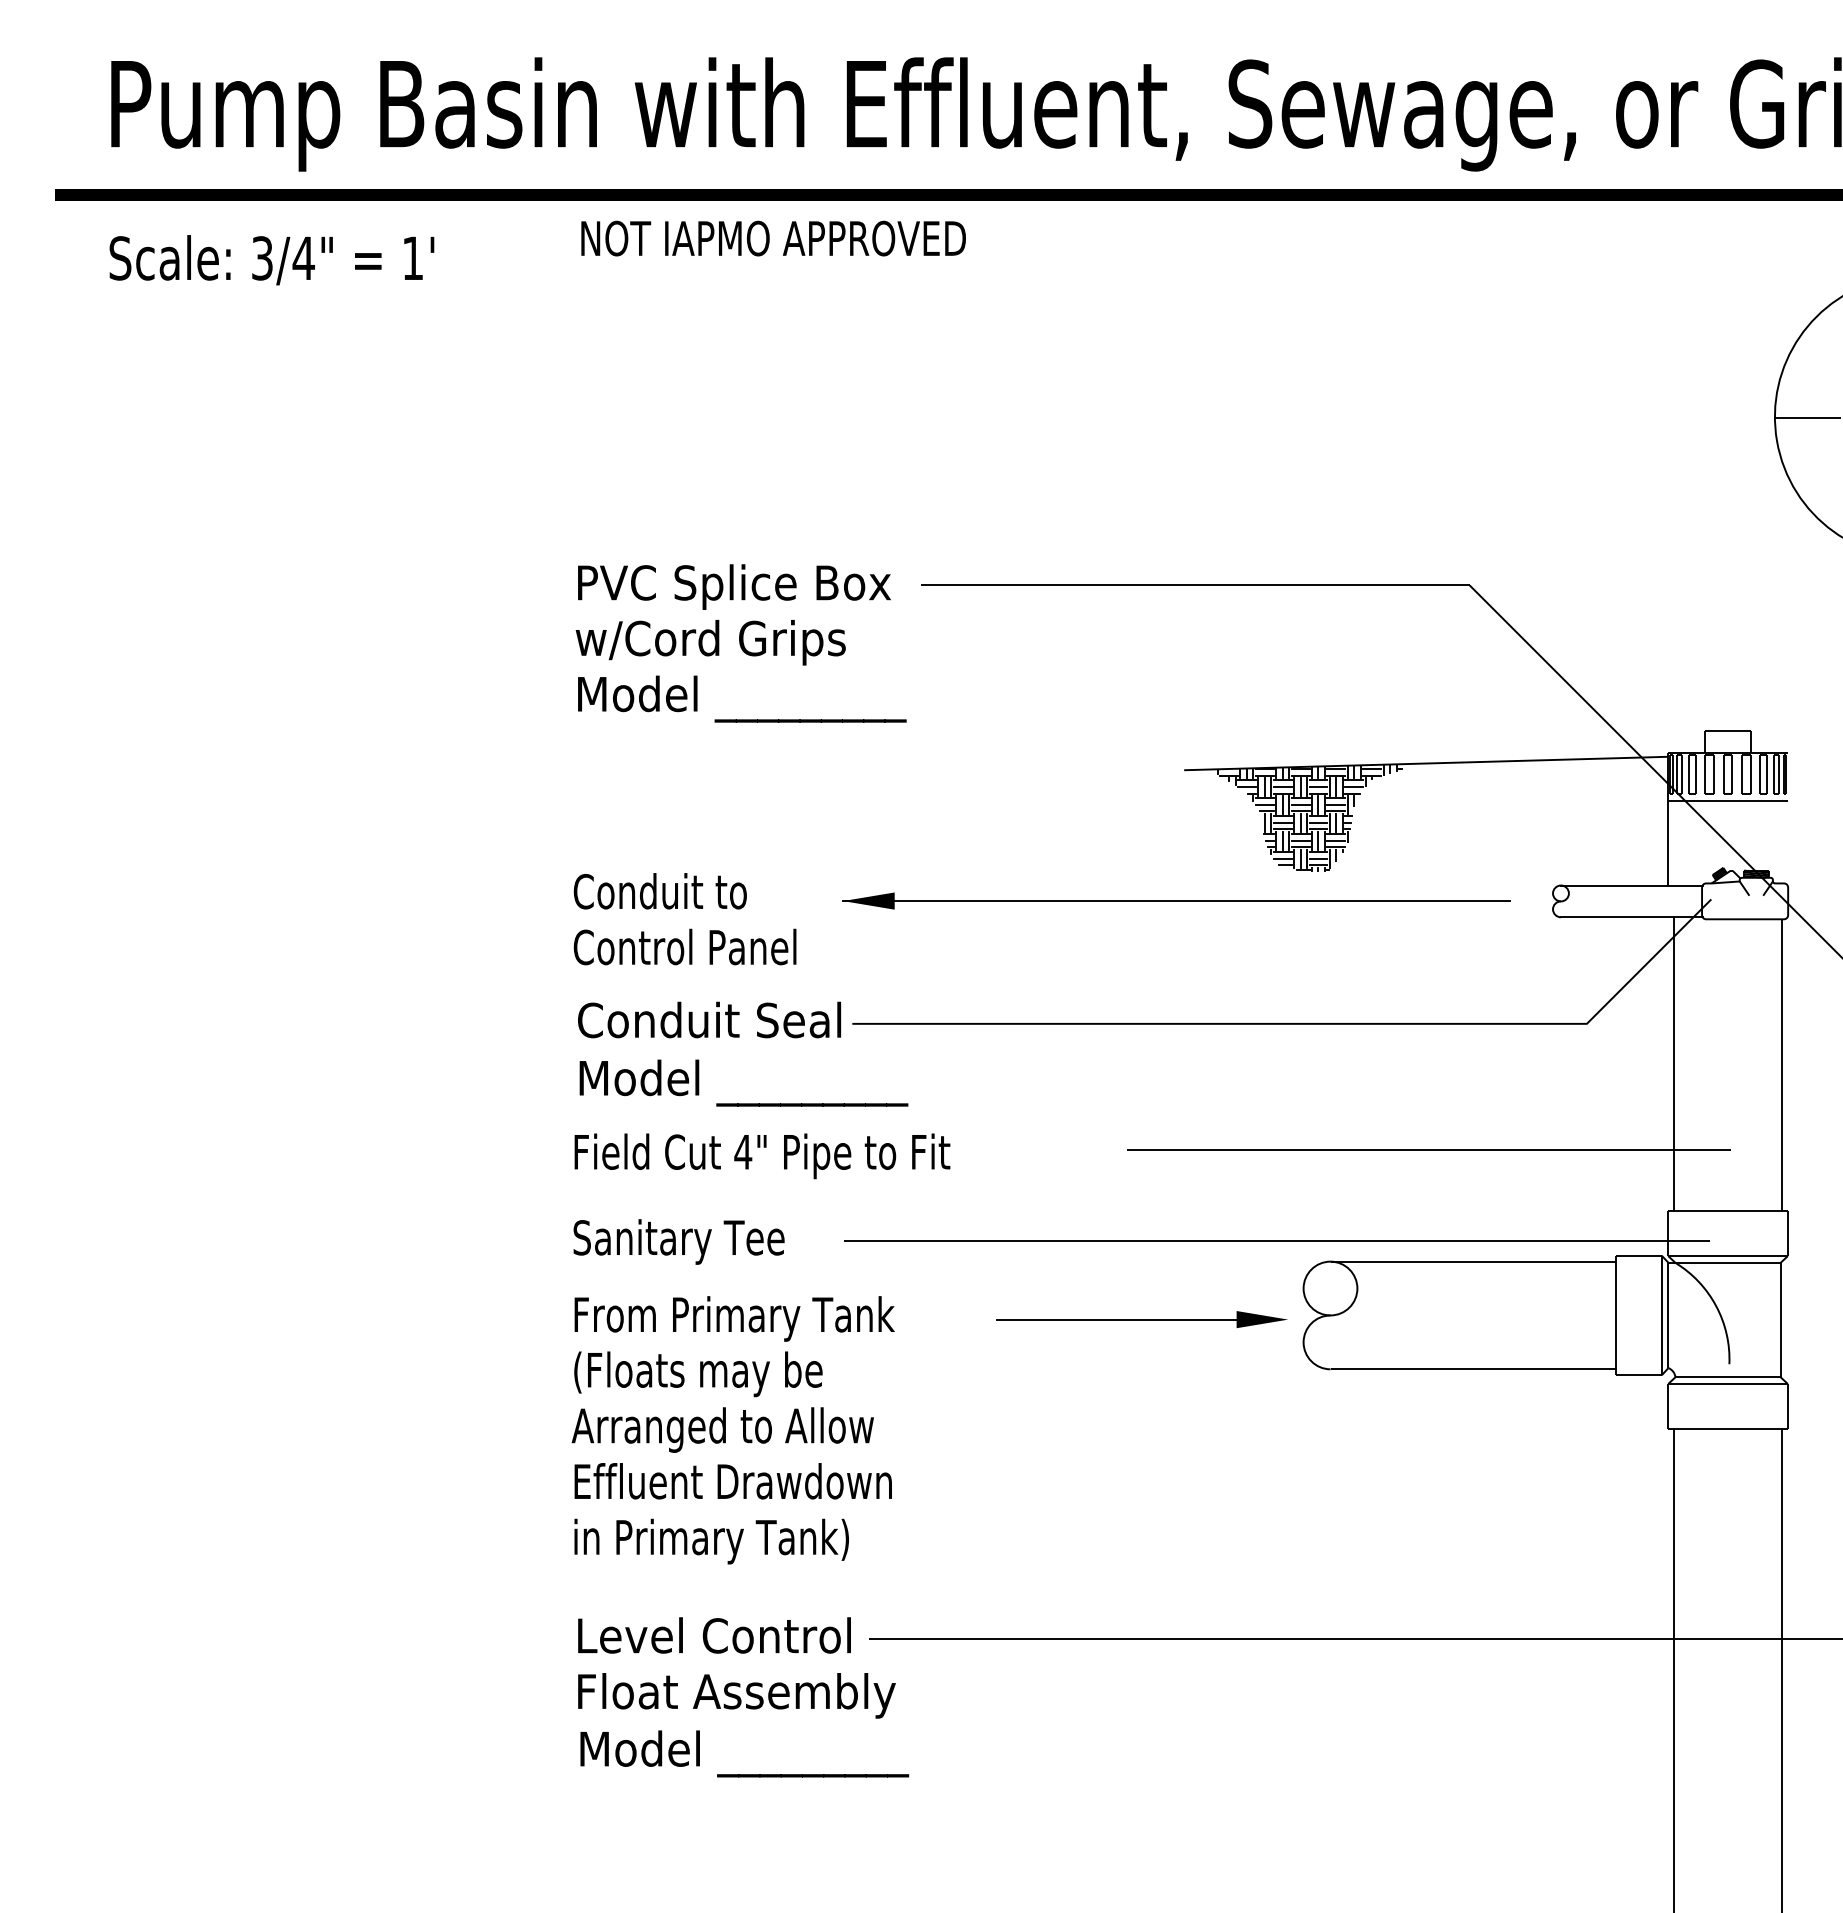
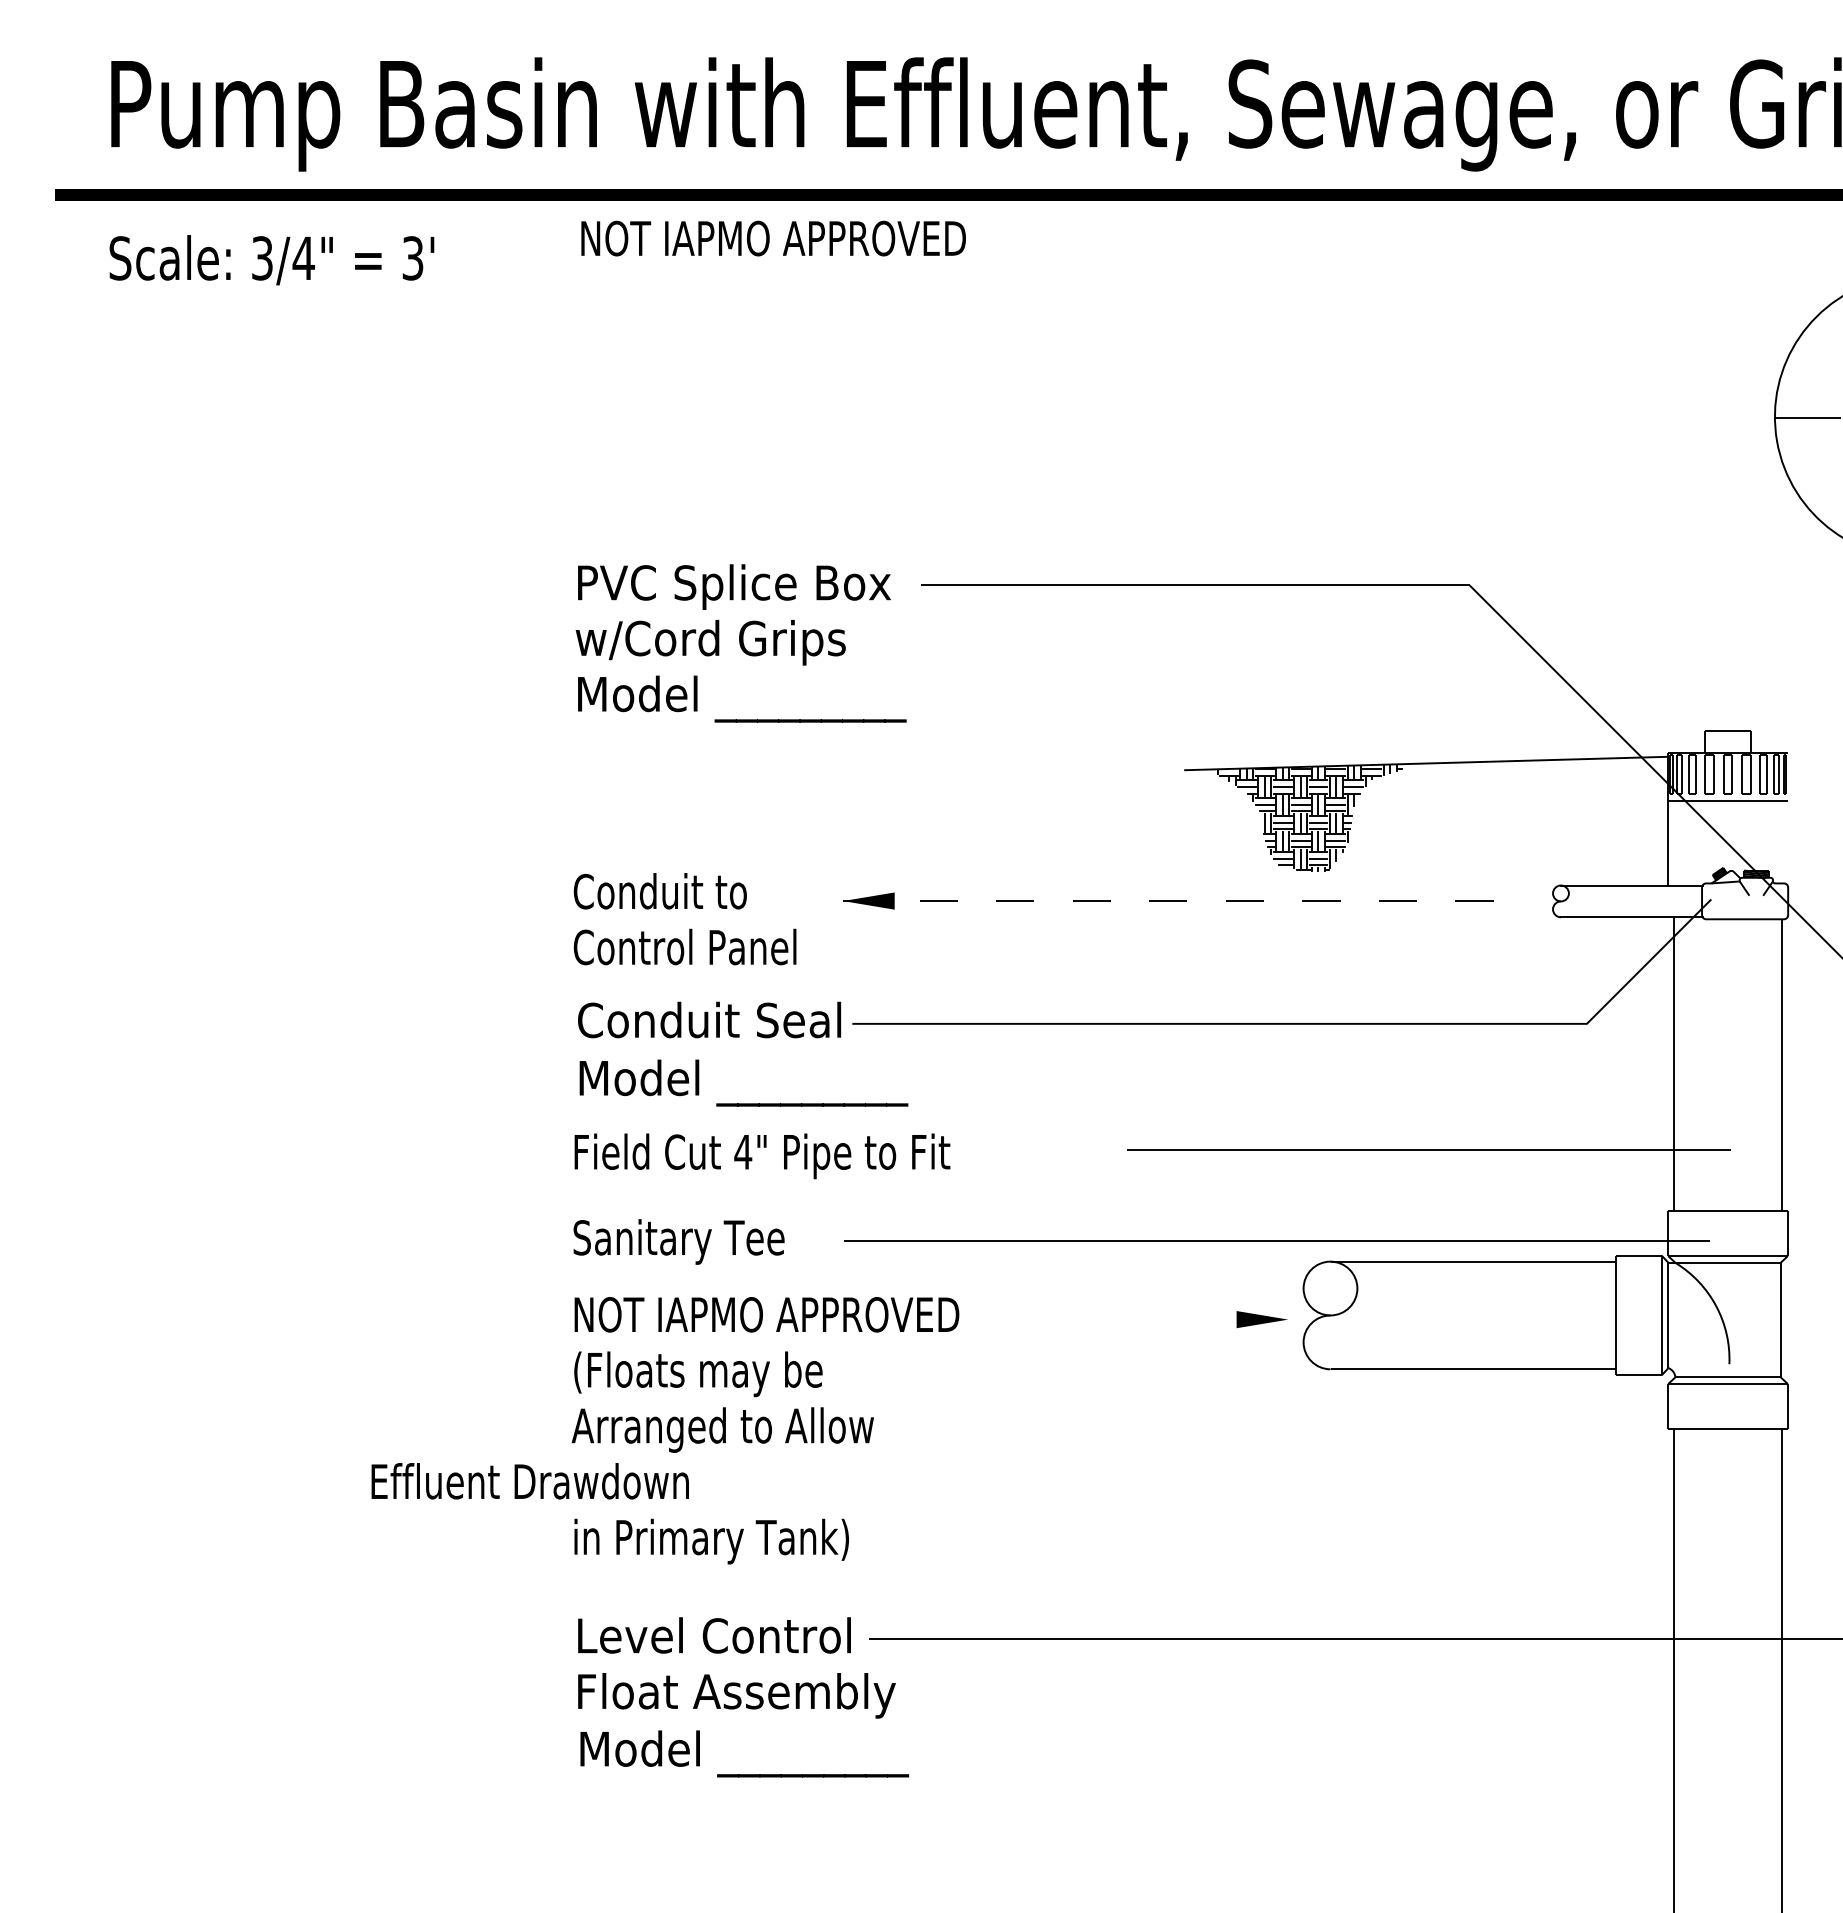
text: 1' -> 3' (412, 258)
line: solid -> dashed (1176, 901)
text: From Primary Tank -> NOT IAPMO APPROVED (768, 1318)
line: present -> none (1116, 1319)
text position: (732, 1481) -> (529, 1481) (529, 1481)
